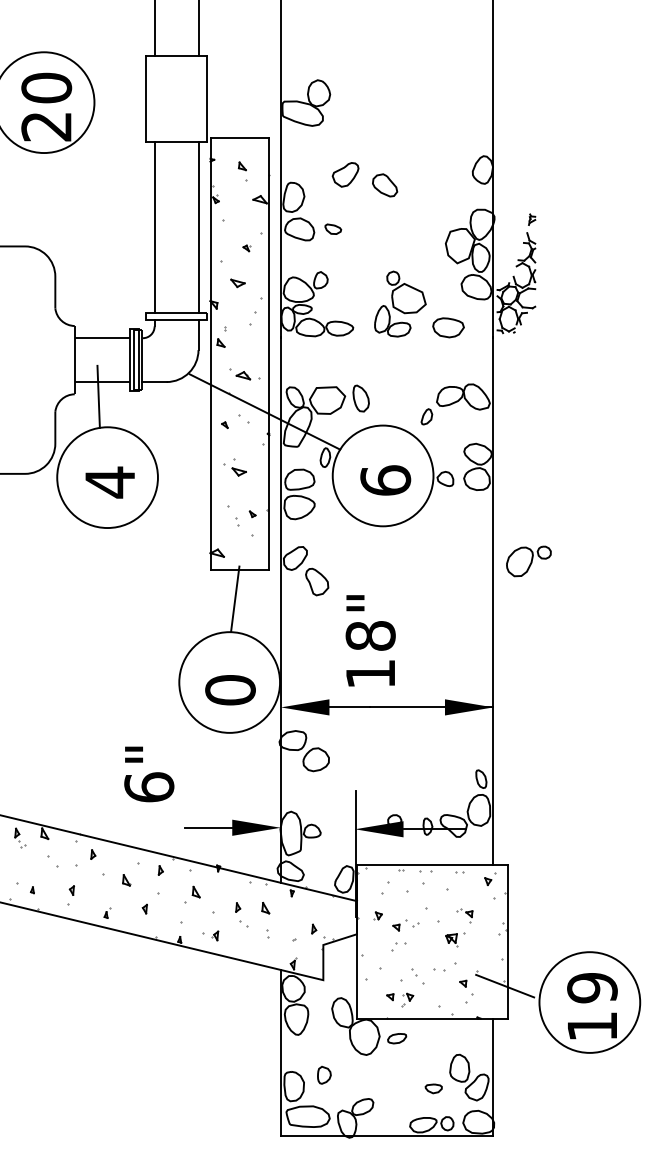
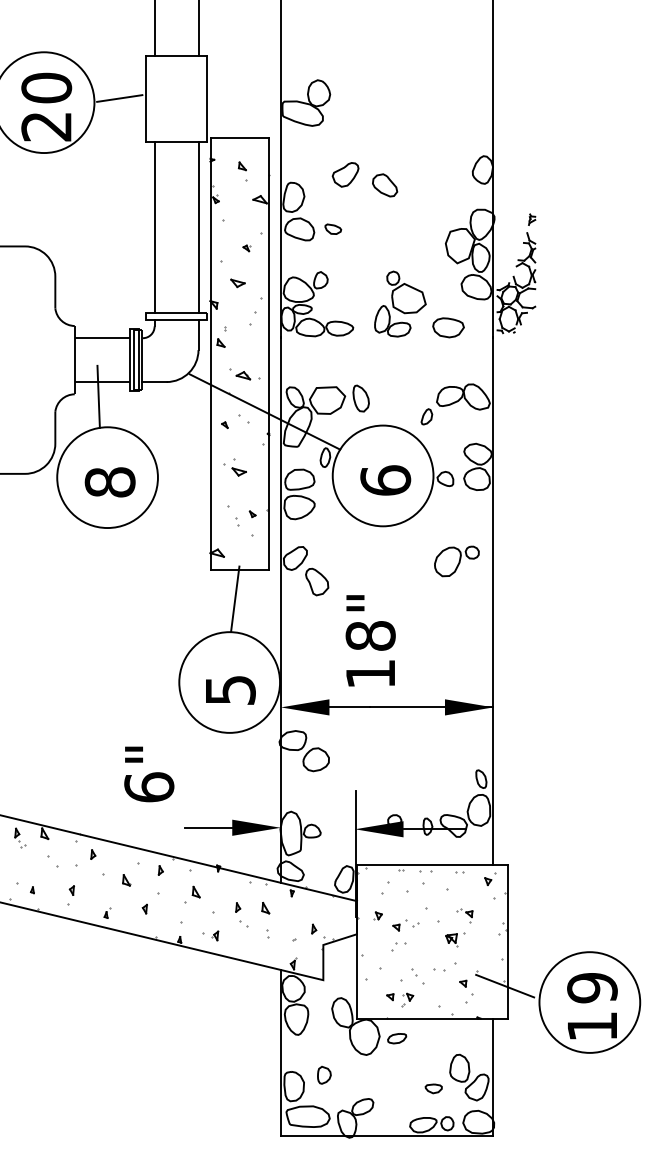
line: none -> present (119, 98)
text: 4 -> 8 (109, 482)
part position: (528, 561) -> (456, 561) (456, 561)
text: 0 -> 5 (230, 690)
